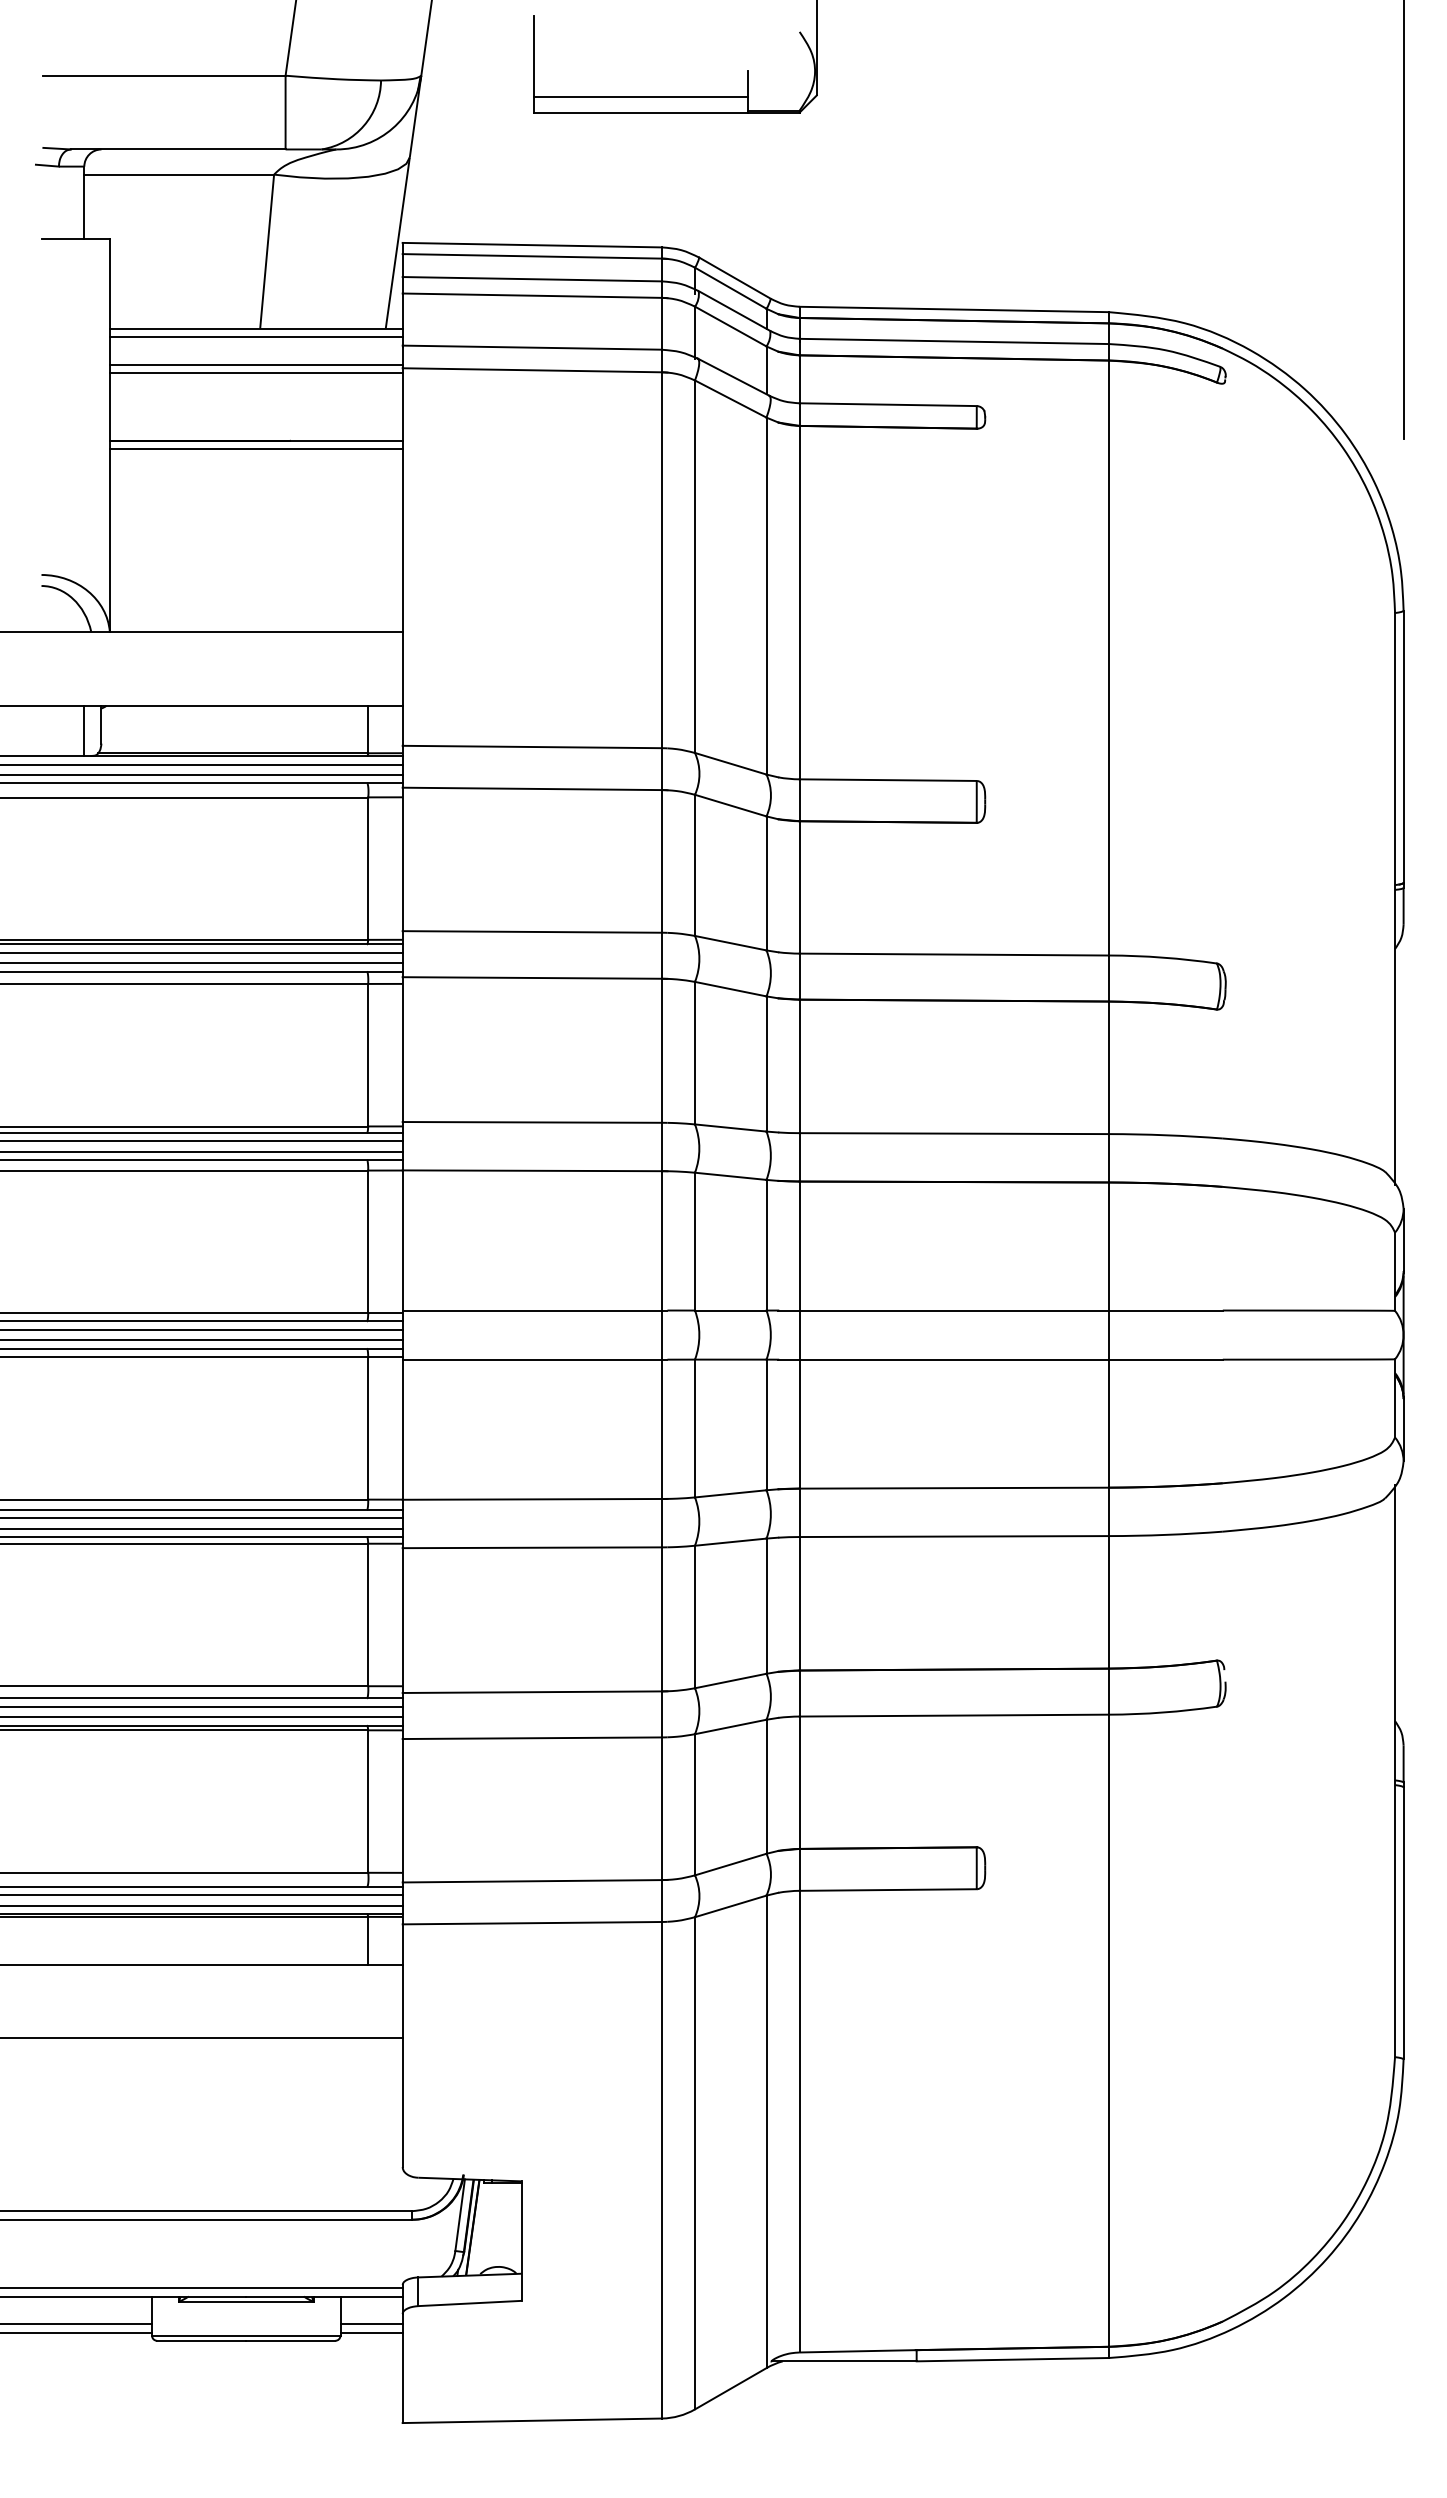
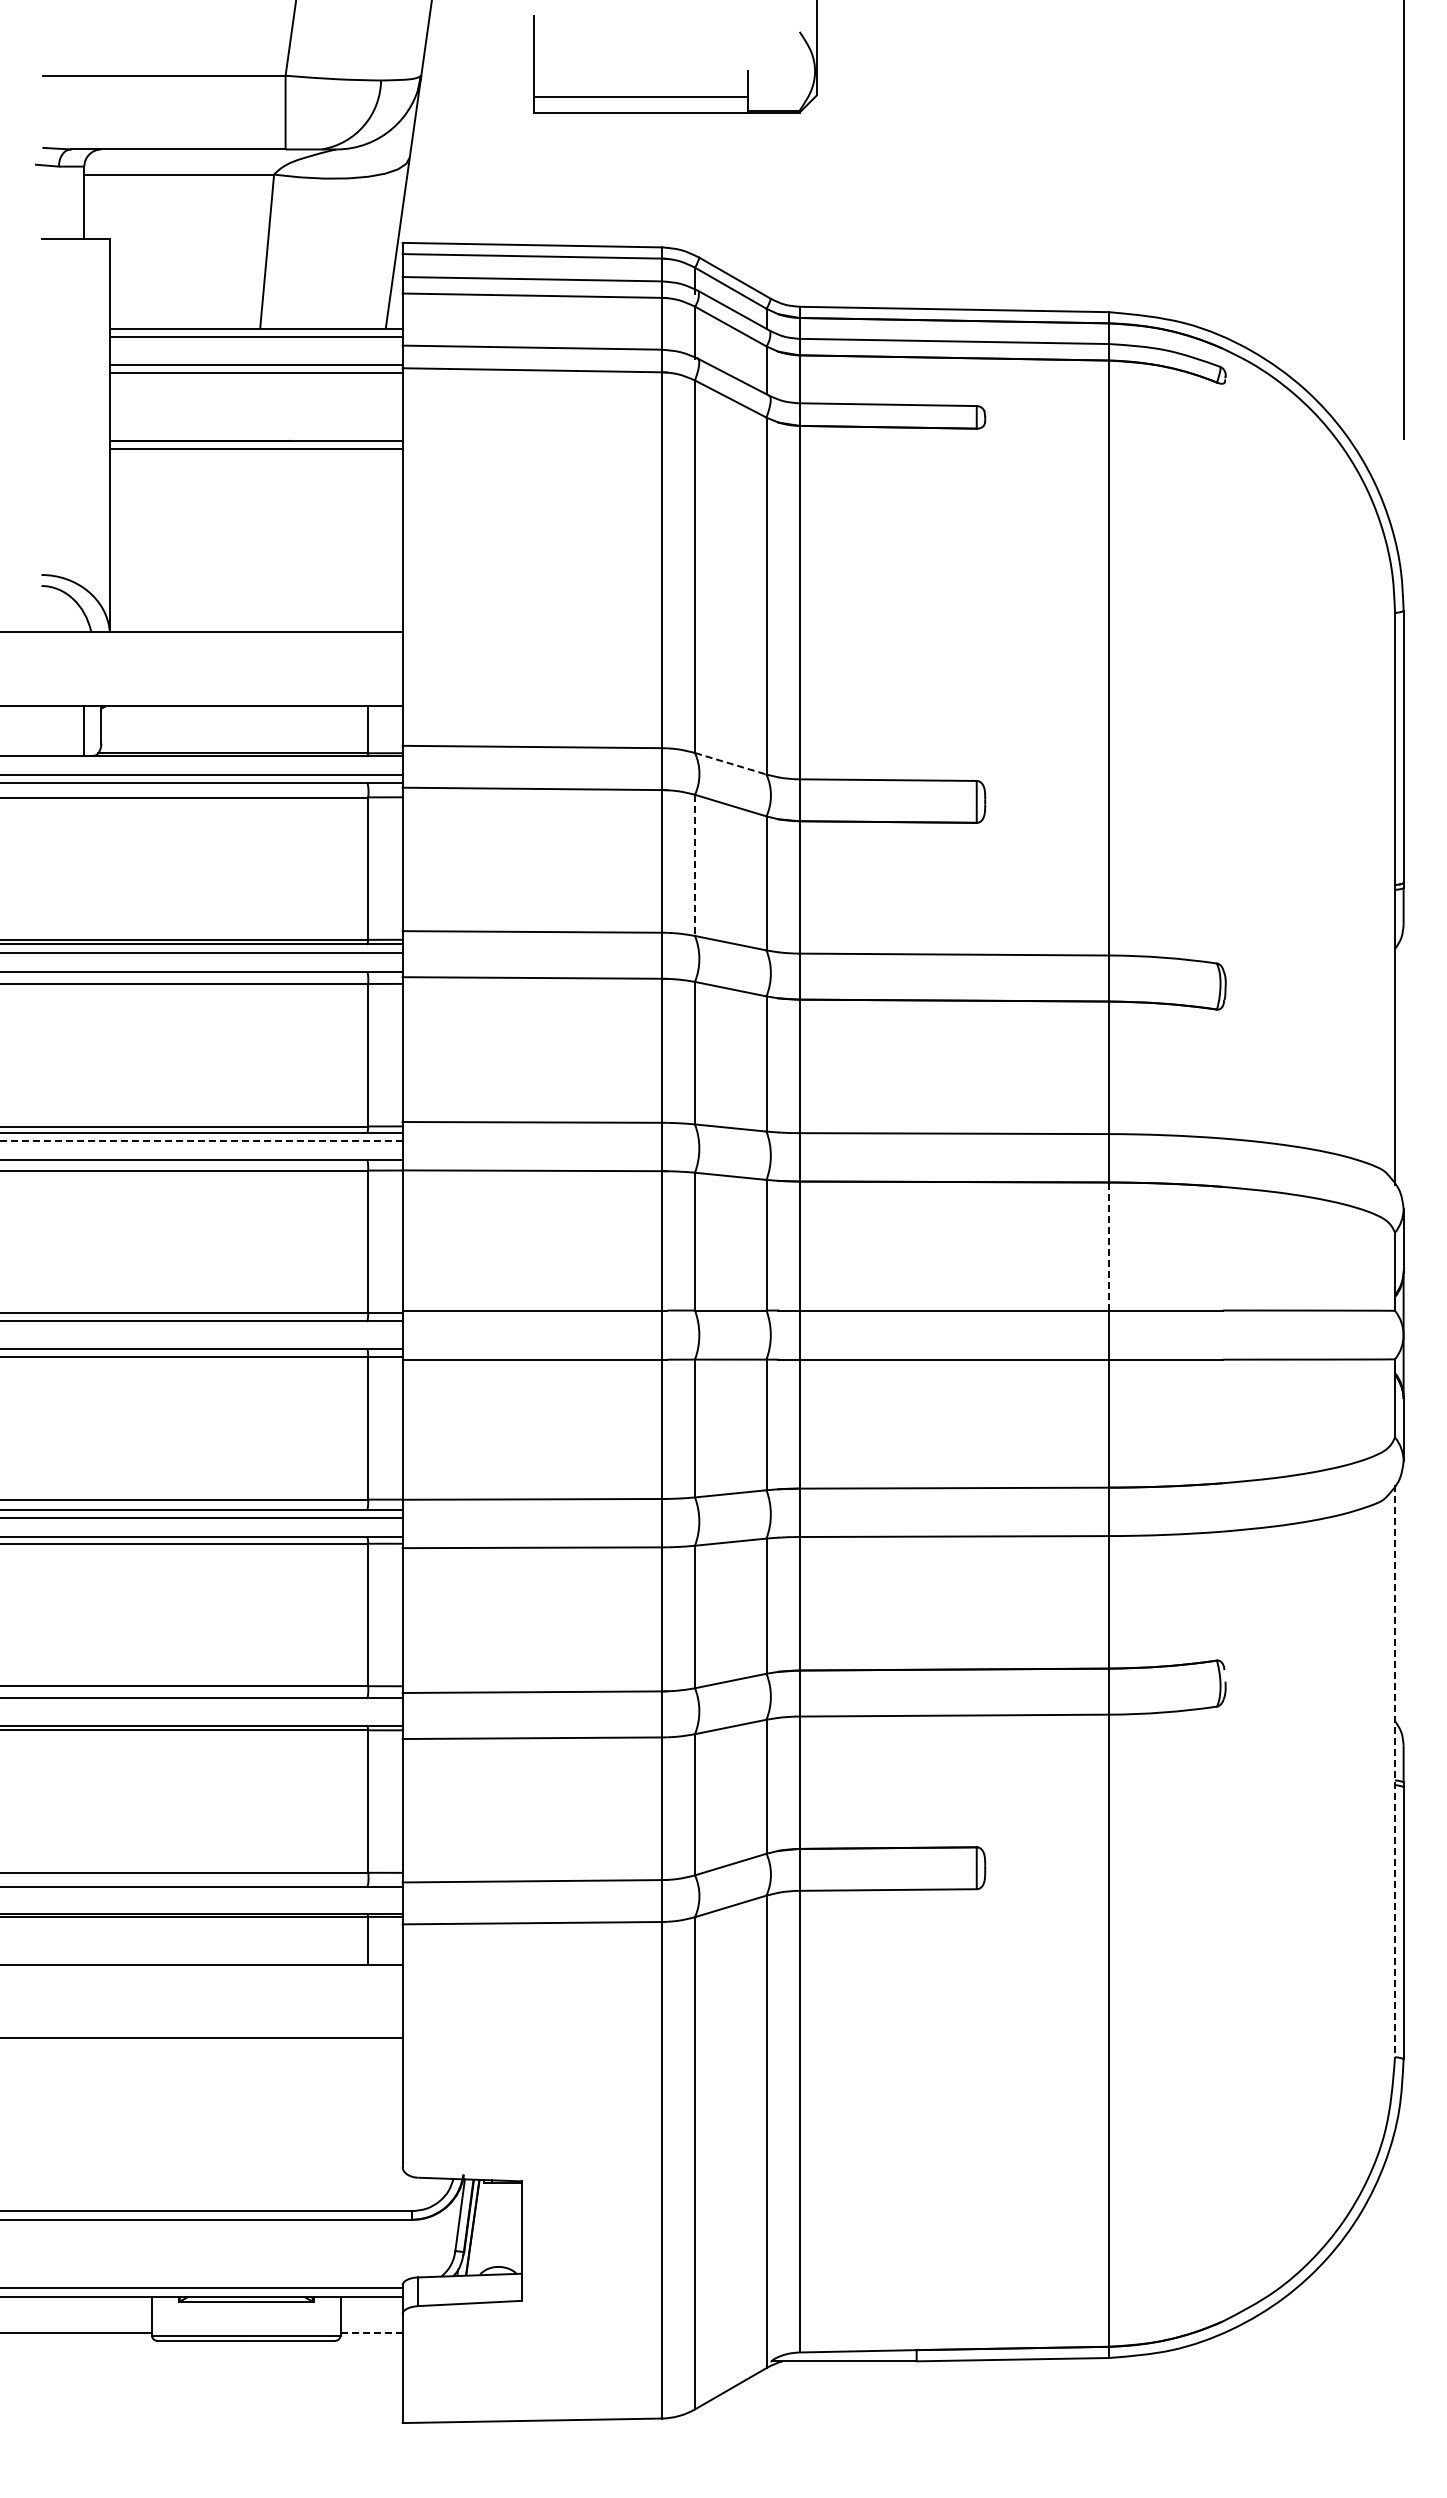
line: solid -> dashed (731, 763)
line: present -> none (202, 764)
line: solid -> dashed (695, 865)
line: present -> none (202, 963)
line: solid -> dashed (201, 1141)
line: present -> none (202, 1151)
line: solid -> dashed (1108, 1246)
line: present -> none (202, 1329)
line: present -> none (202, 1340)
line: present -> none (202, 1528)
line: present -> none (202, 1706)
line: present -> none (202, 1717)
line: solid -> dashed (1395, 1770)
line: present -> none (202, 1895)
line: present -> none (202, 1905)
line: present -> none (77, 2324)
line: present -> none (371, 2324)
line: solid -> dashed (371, 2332)
